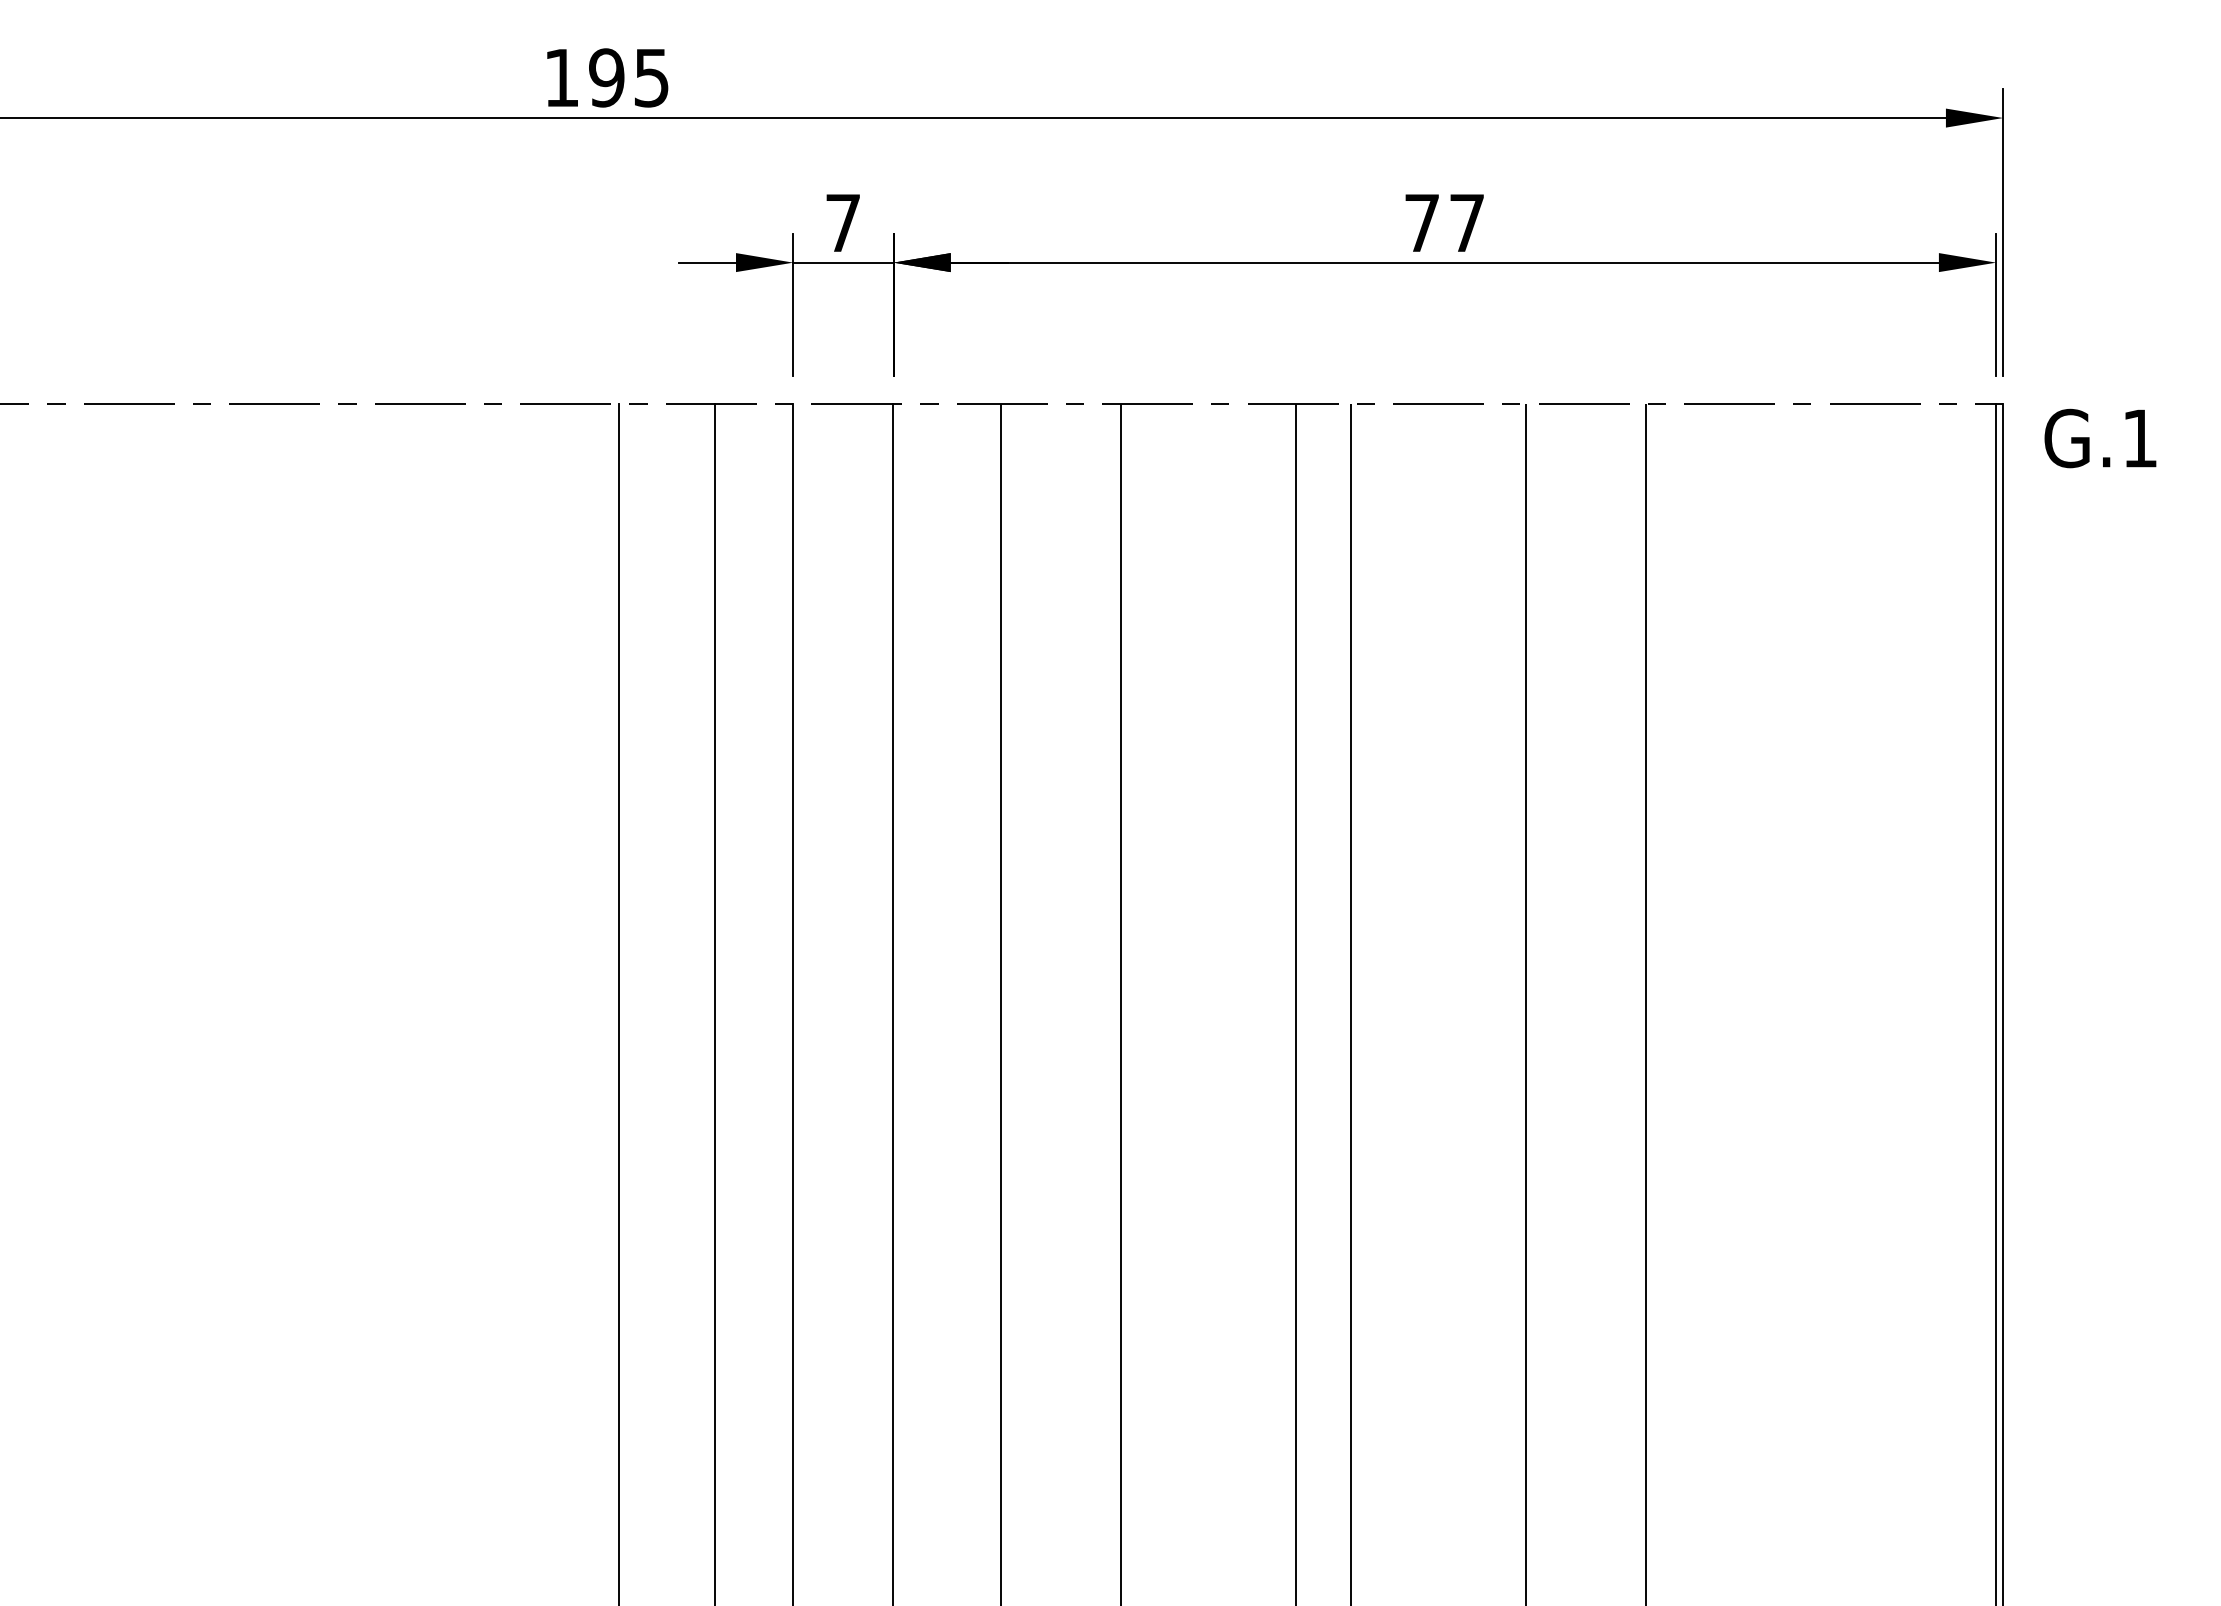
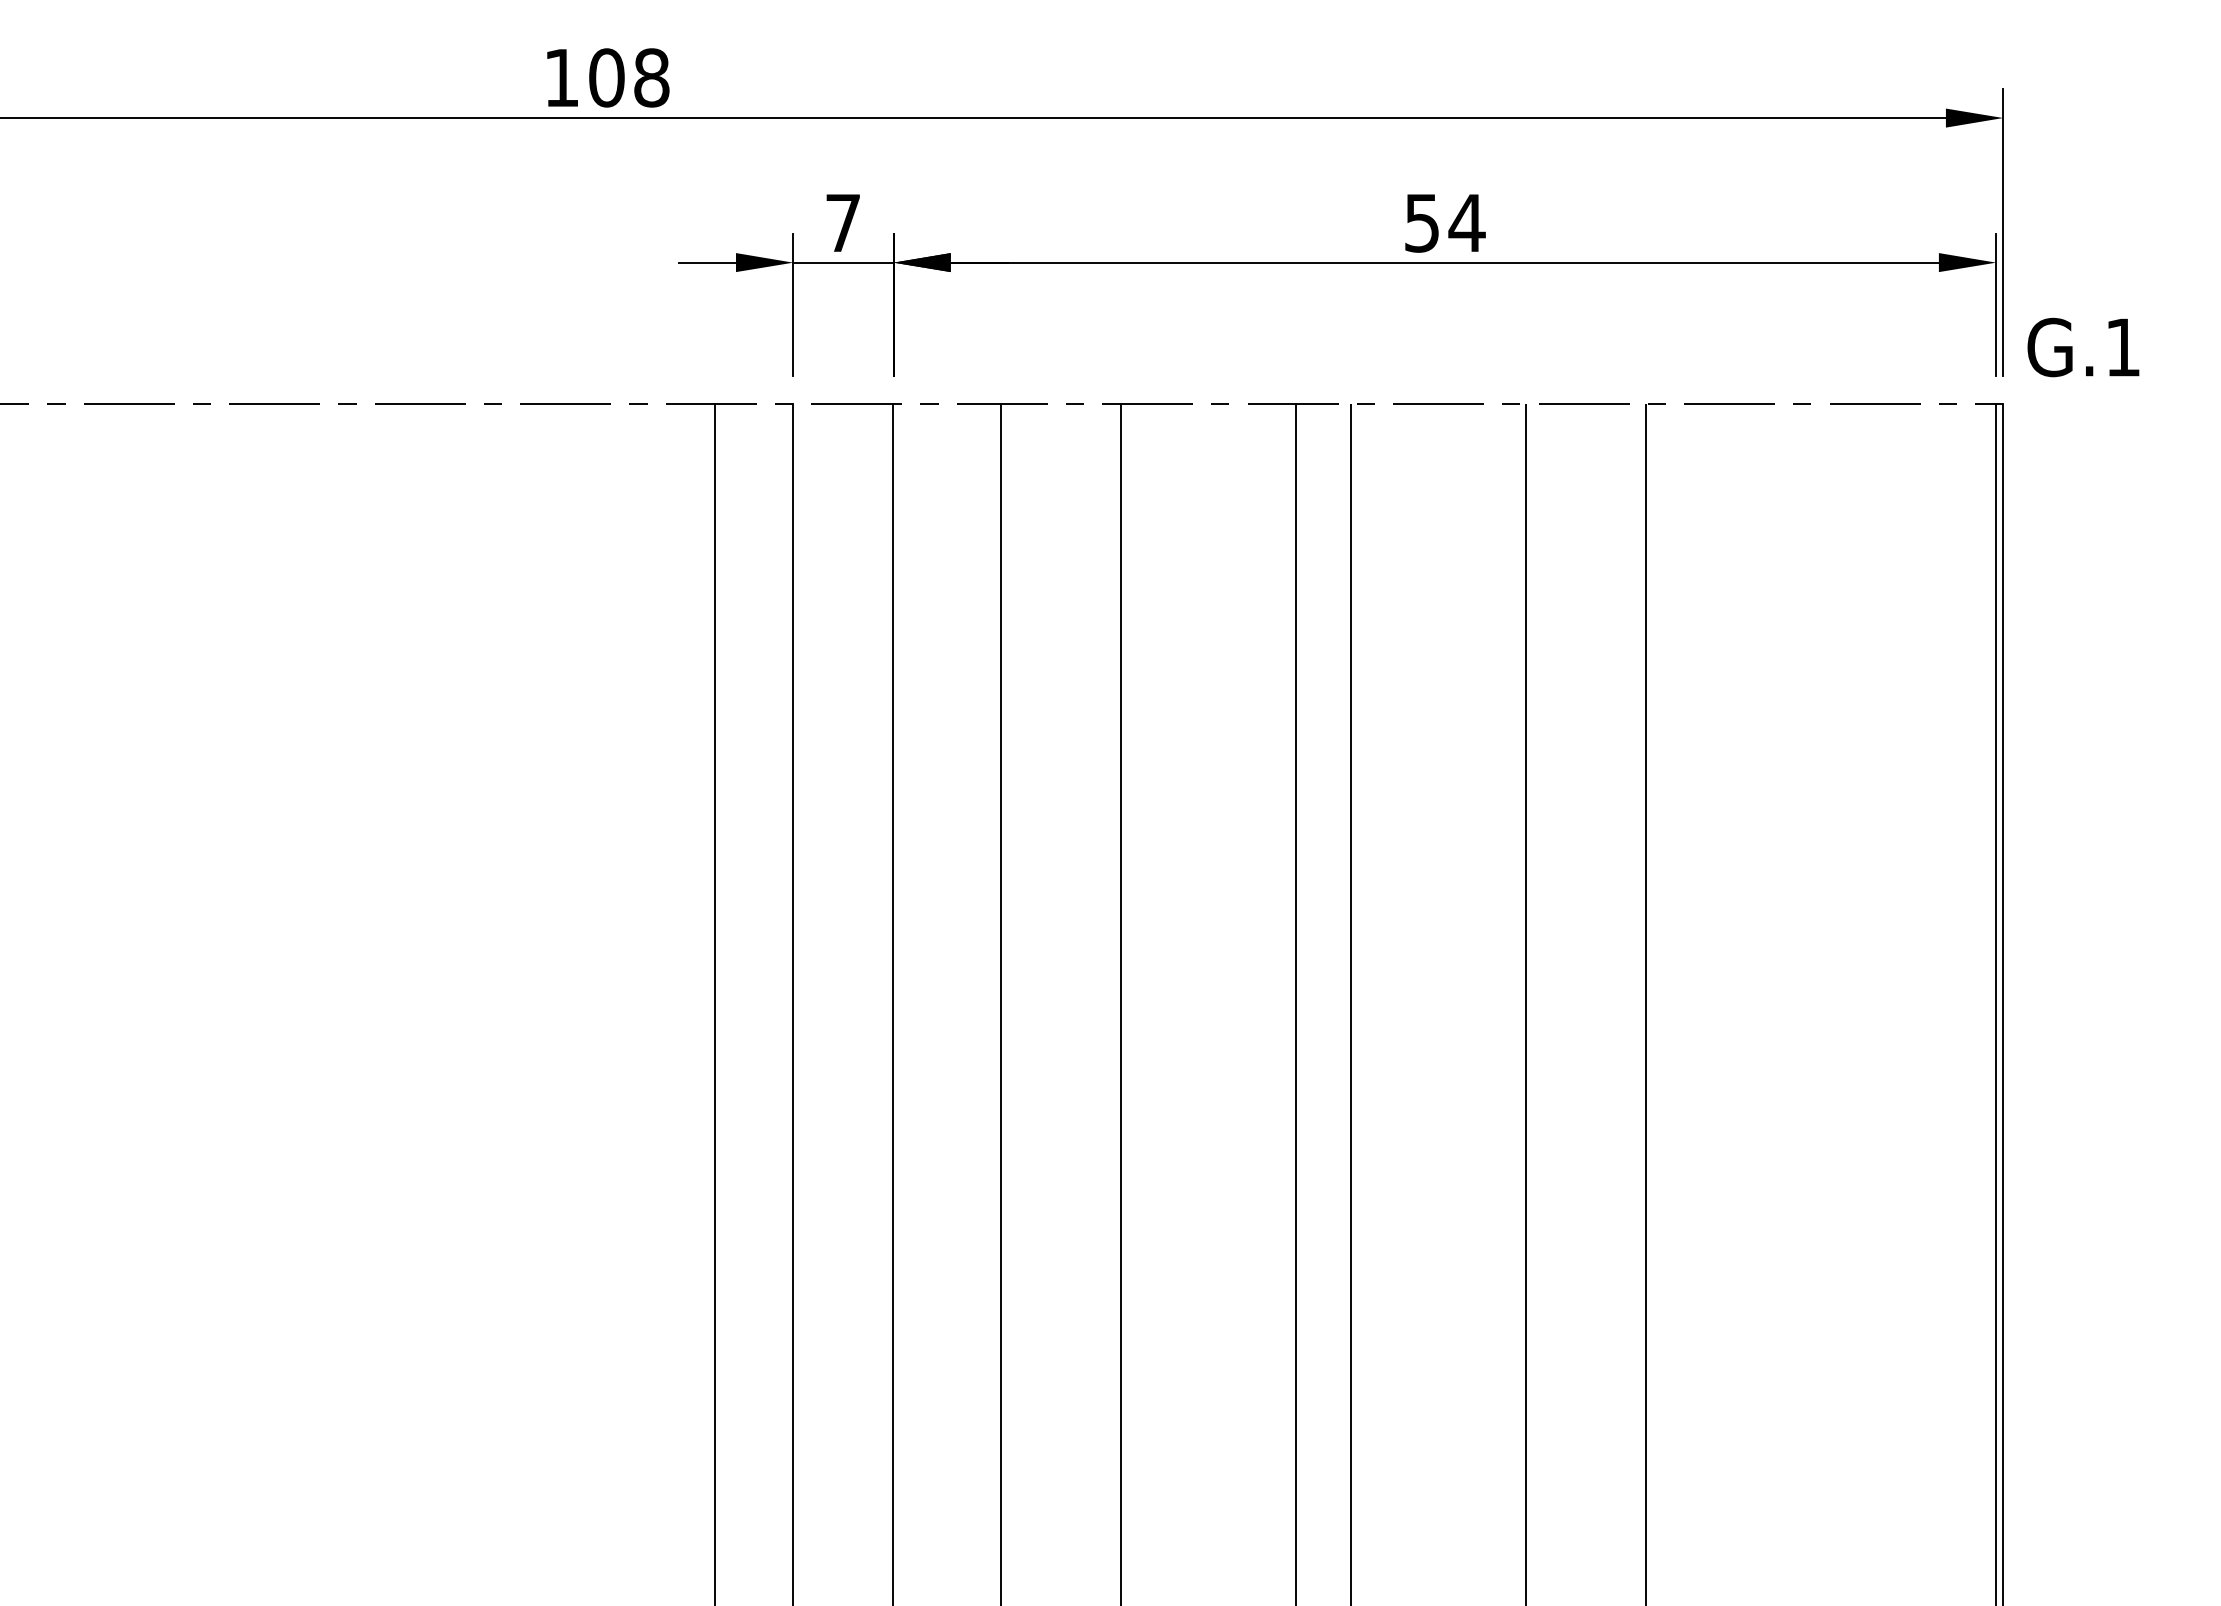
text: 195 -> 108 (629, 77)
text: 77 -> 54 (1445, 223)
text position: (2100, 438) -> (2083, 347) (2083, 347)
line: present -> none (618, 1003)
